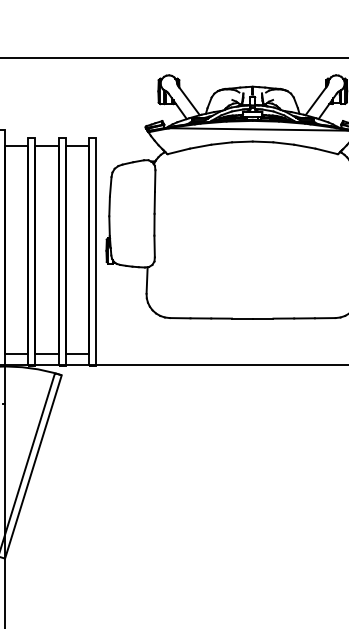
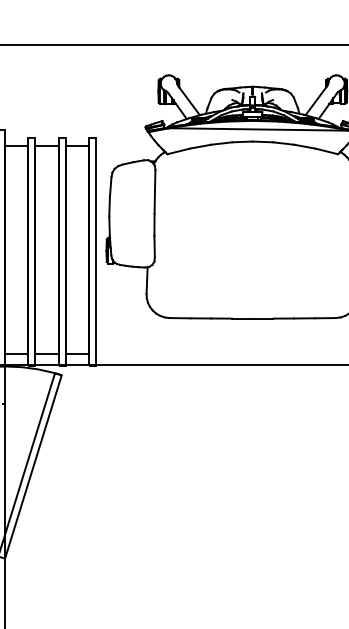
line position: (173, 57) -> (173, 44) (173, 44)
